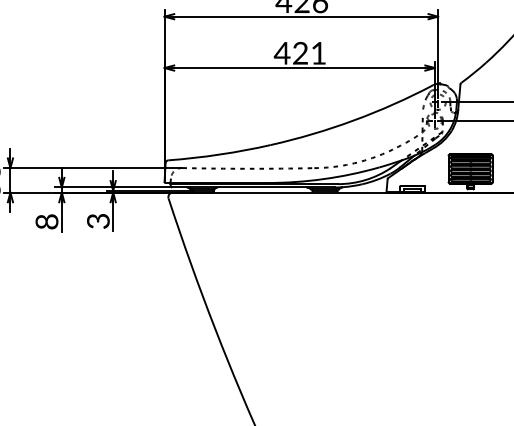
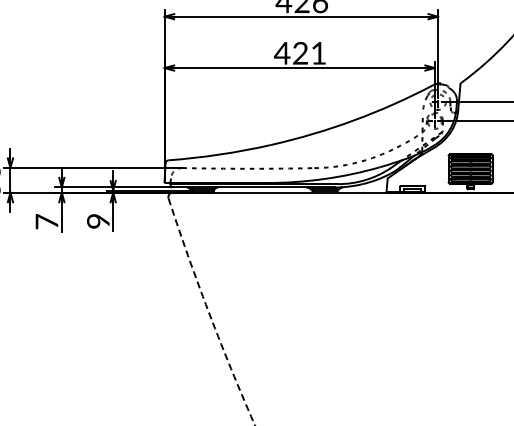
text: 8 -> 7 (46, 221)
text: 3 -> 9 (98, 221)
arc: solid -> dashed (209, 313)
